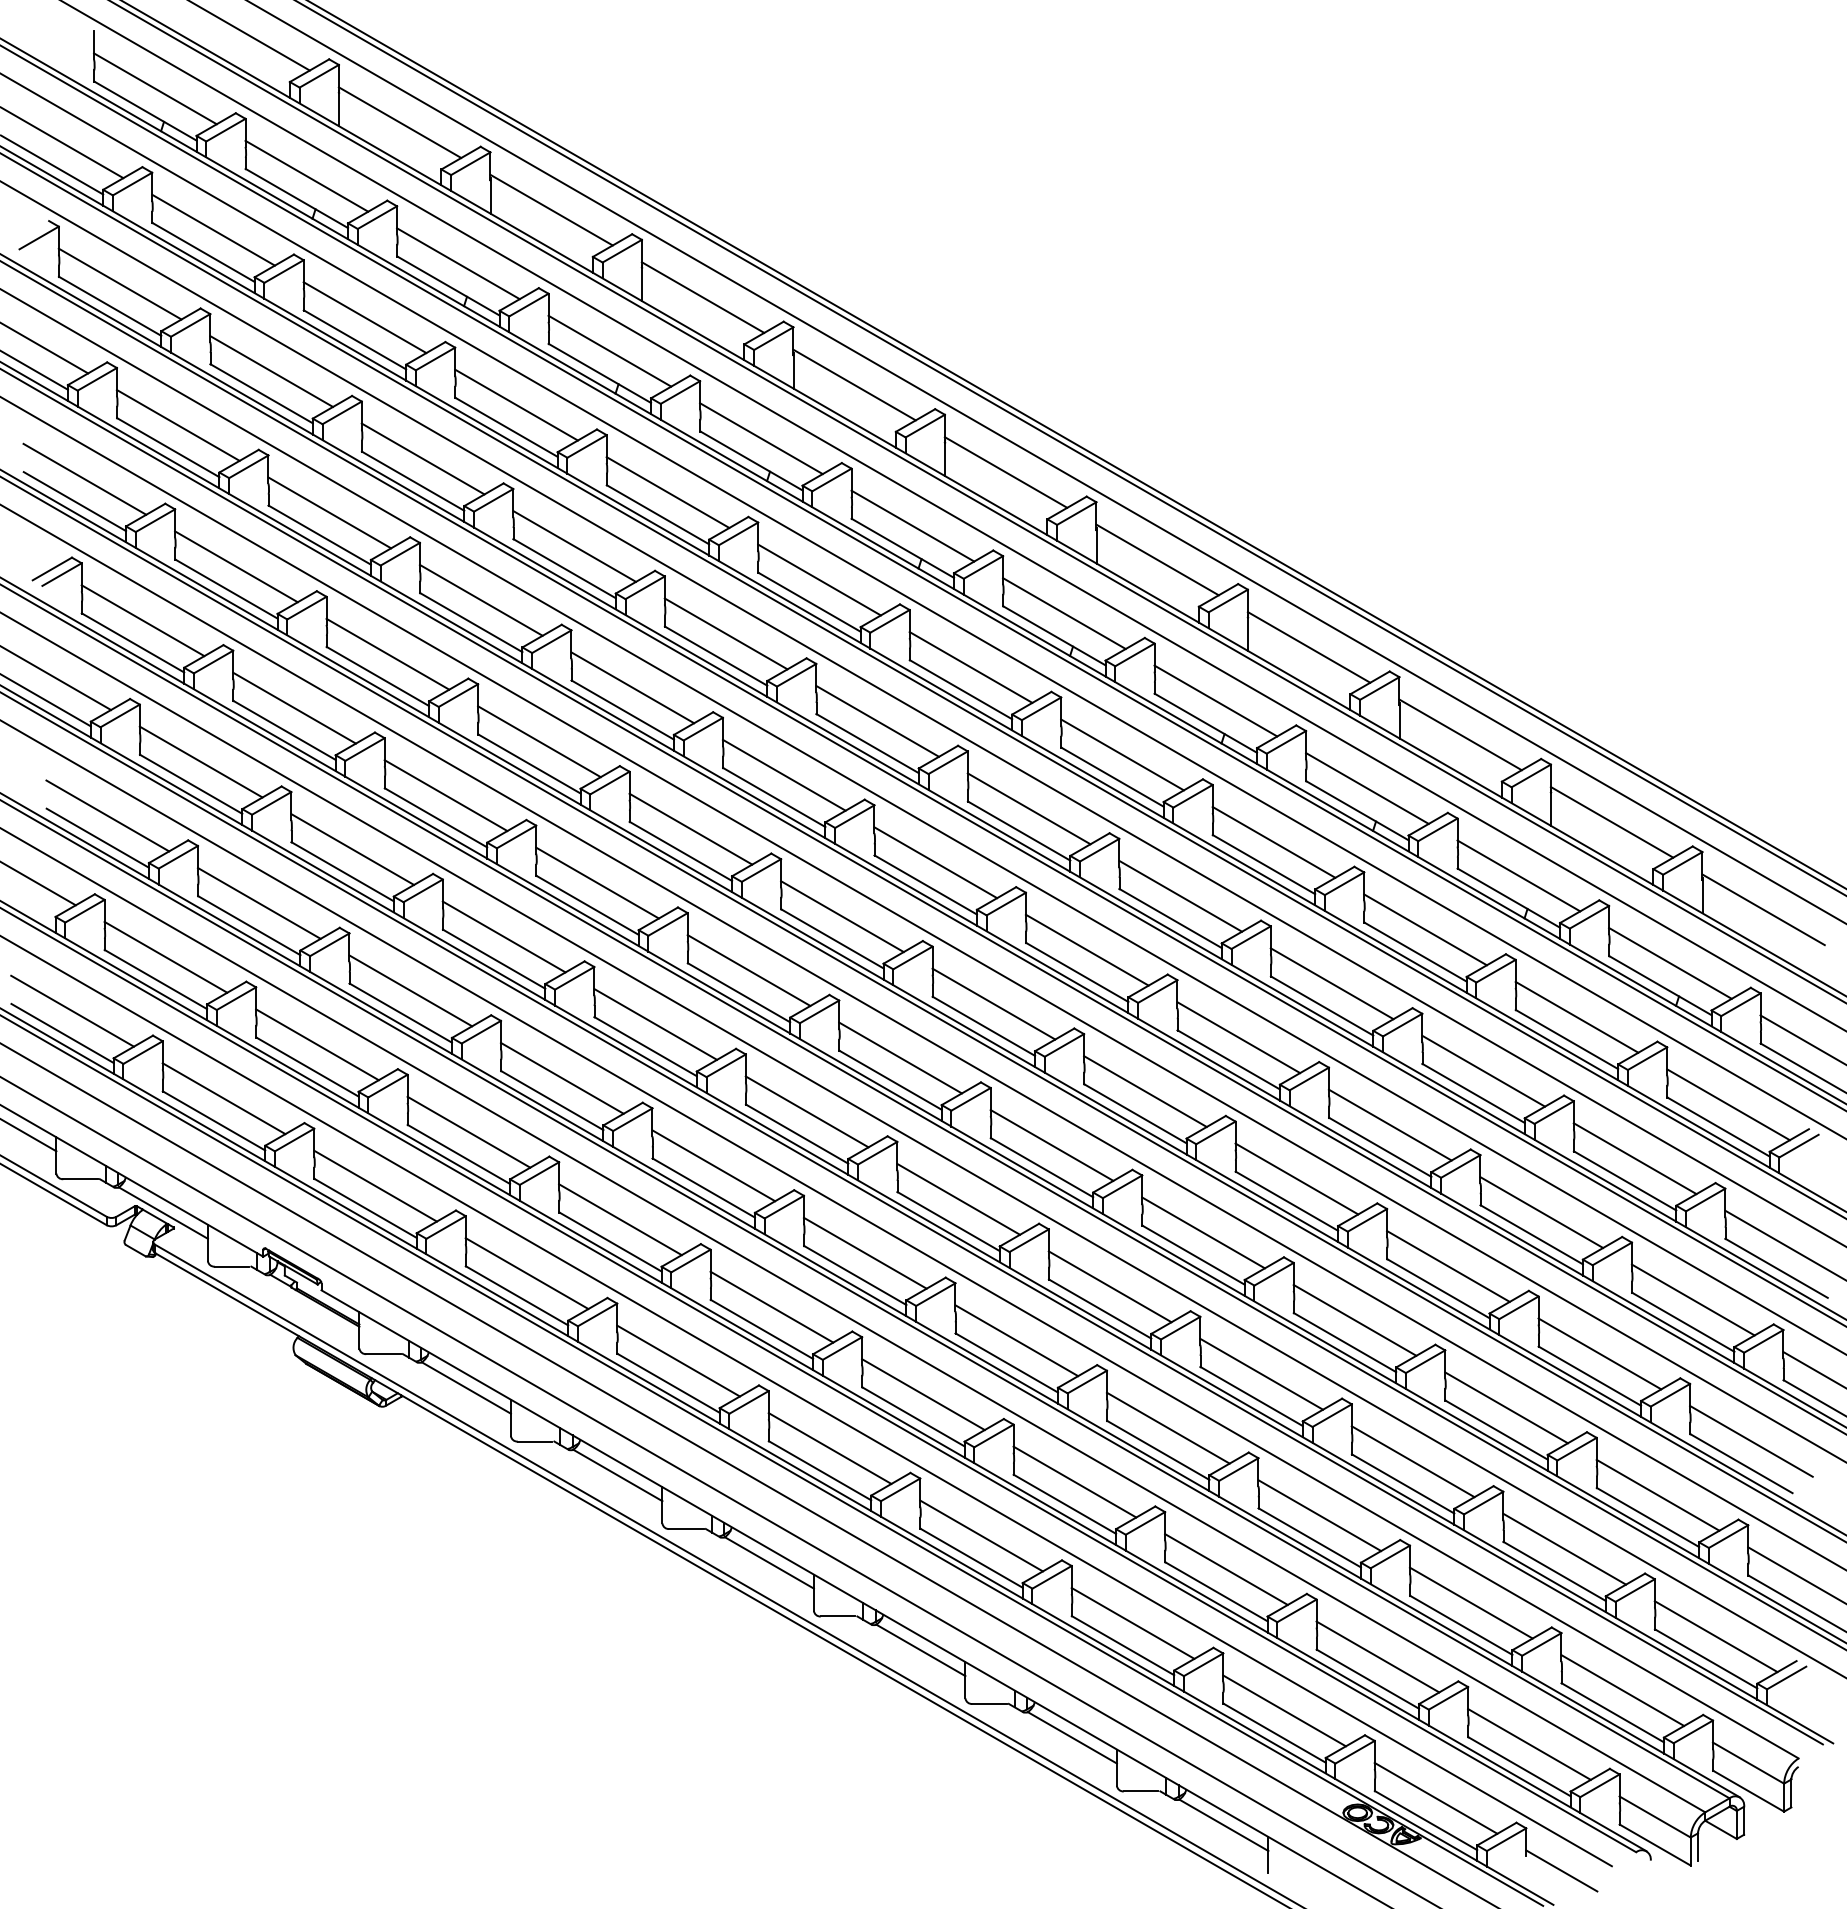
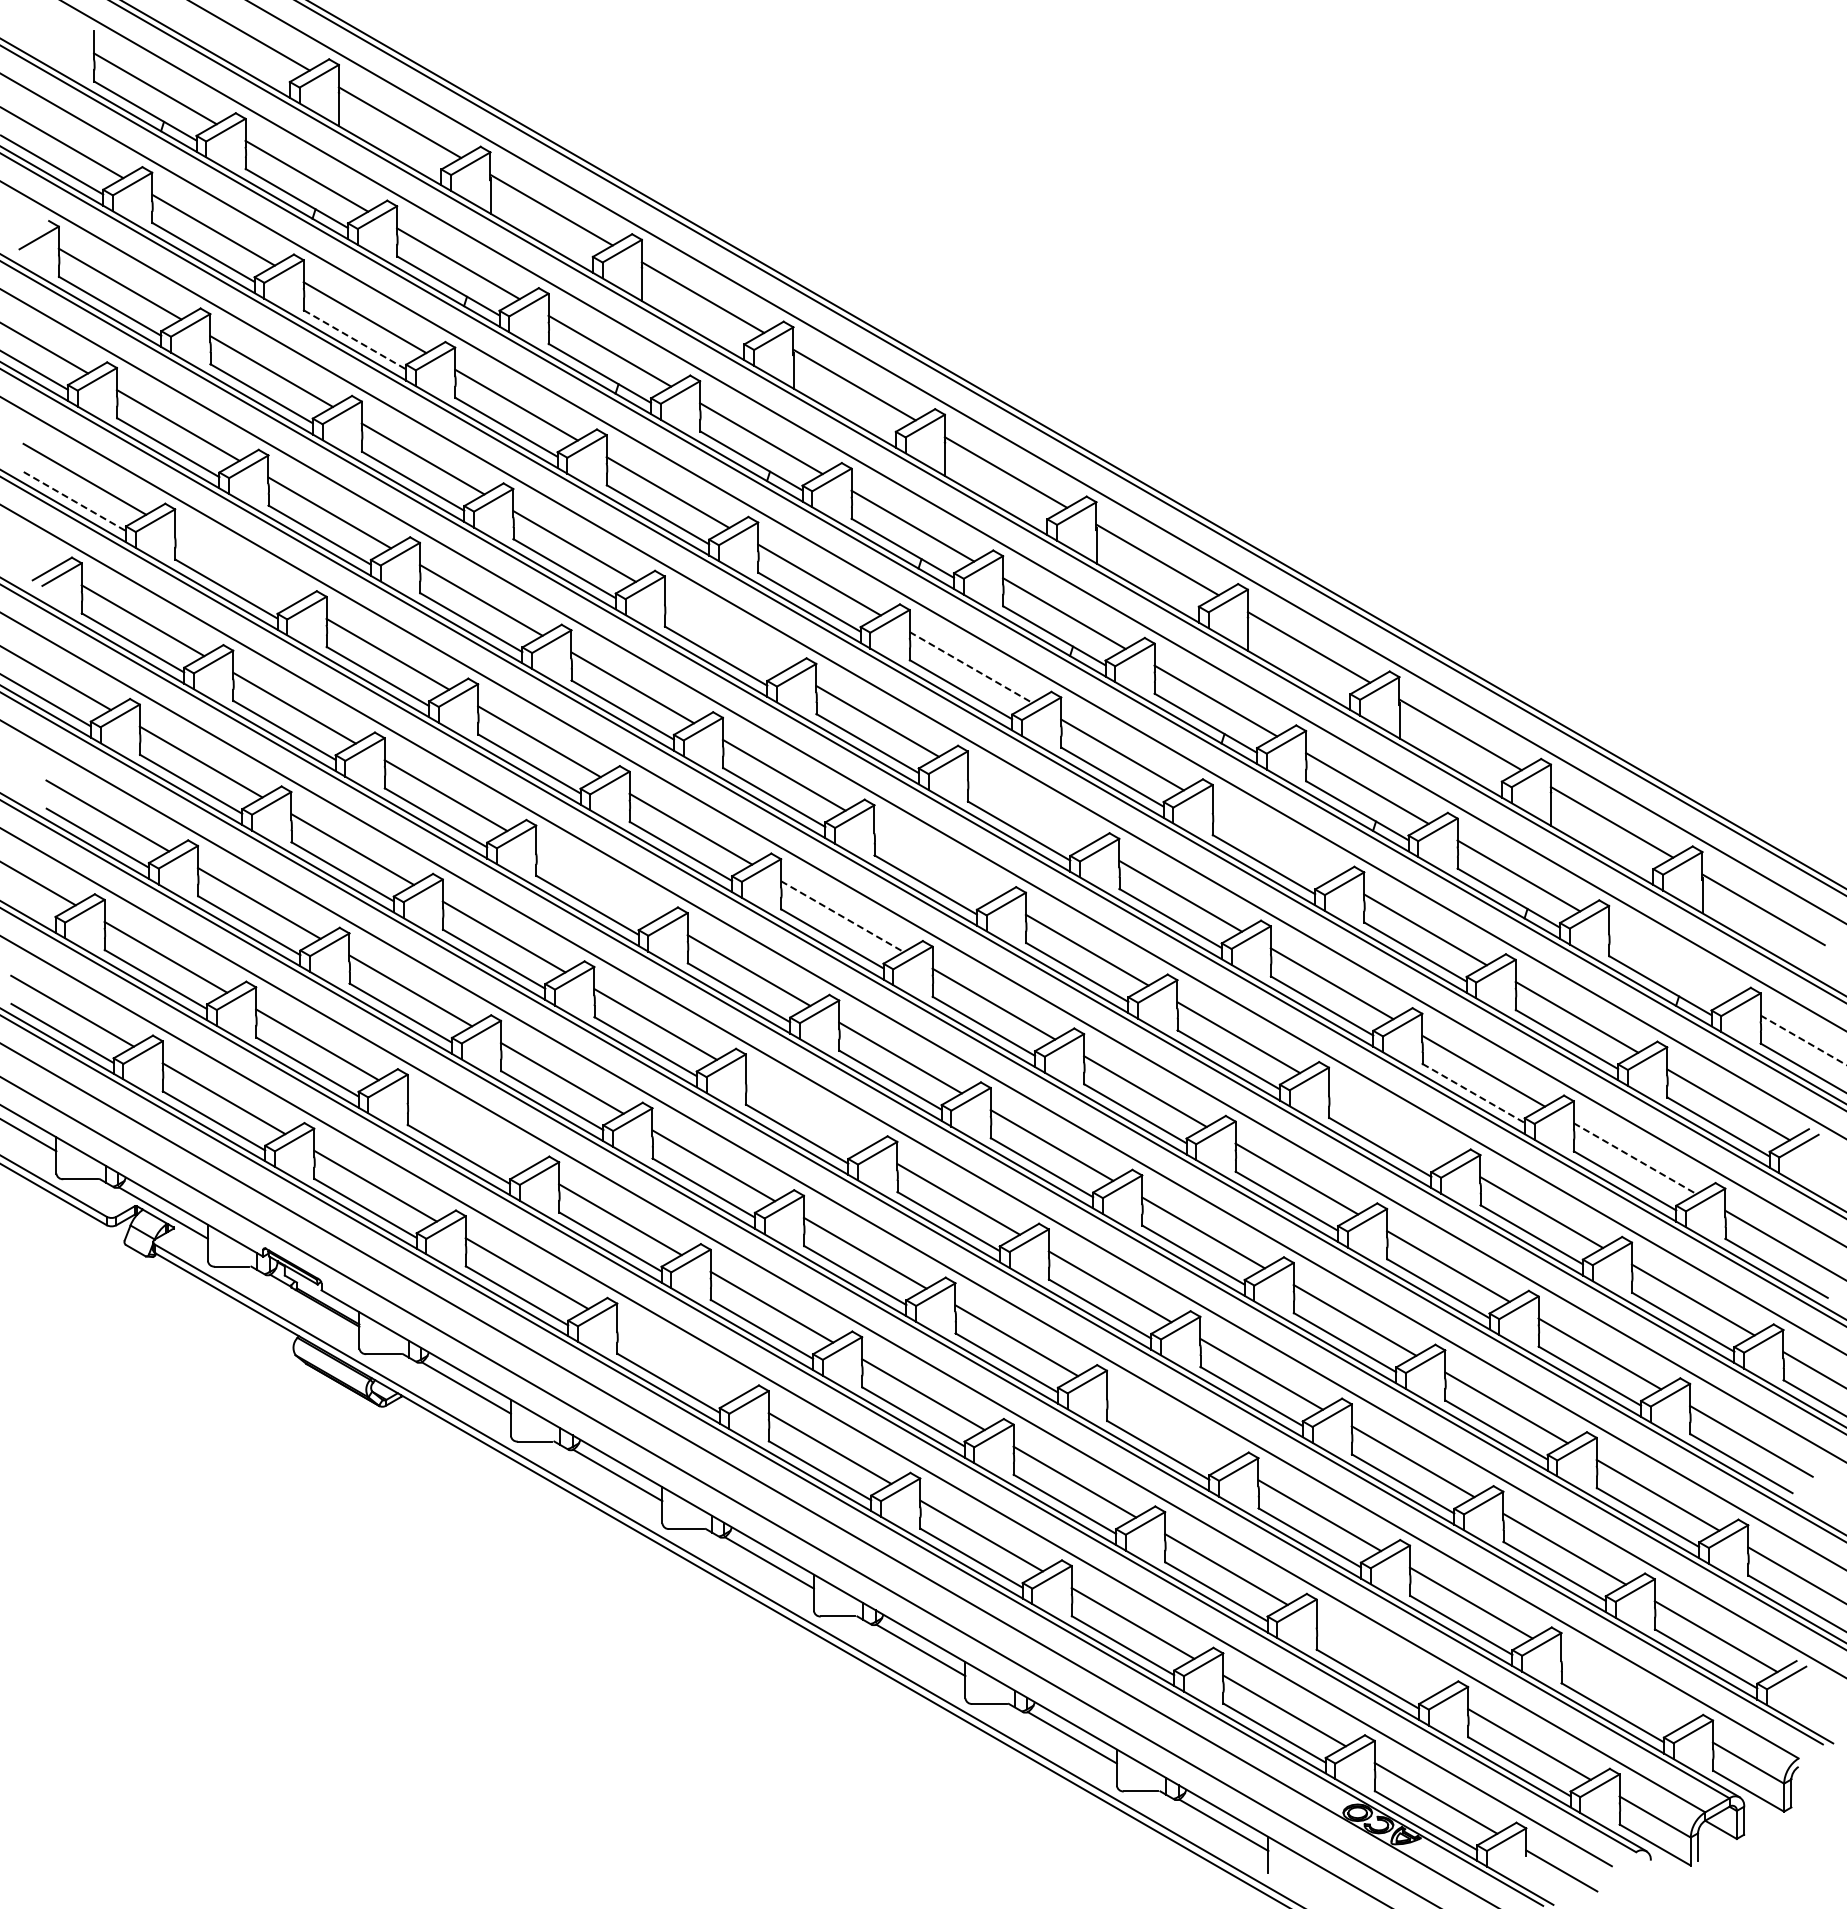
line: solid -> dashed (355, 340)
line: solid -> dashed (75, 501)
line: present -> none (236, 566)
line: present -> none (725, 633)
line: solid -> dashed (971, 667)
line: present -> none (1028, 808)
line: present -> none (1273, 841)
line: present -> none (935, 862)
line: present -> none (597, 882)
line: solid -> dashed (842, 916)
line: present -> none (1670, 962)
line: solid -> dashed (1803, 1040)
line: solid -> dashed (1474, 1093)
line: present -> none (806, 1111)
line: present -> none (1389, 1124)
line: present -> none (468, 1131)
line: solid -> dashed (1635, 1158)
line: present -> none (678, 1360)
line: present -> none (1167, 1427)
line: present -> none (1377, 1656)
line: present -> none (1622, 1690)
